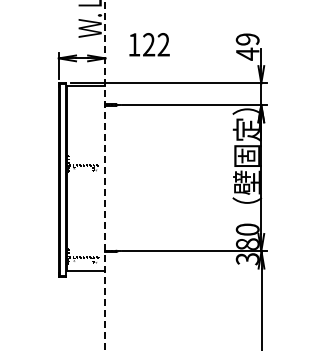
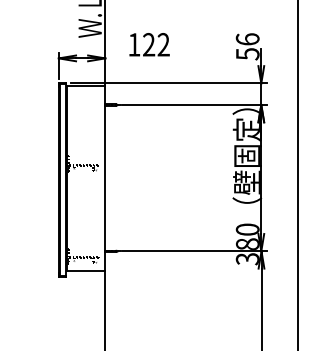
text: 49 -> 56 (247, 46)
line: none -> present (297, 174)
line: dashed -> solid (105, 175)
